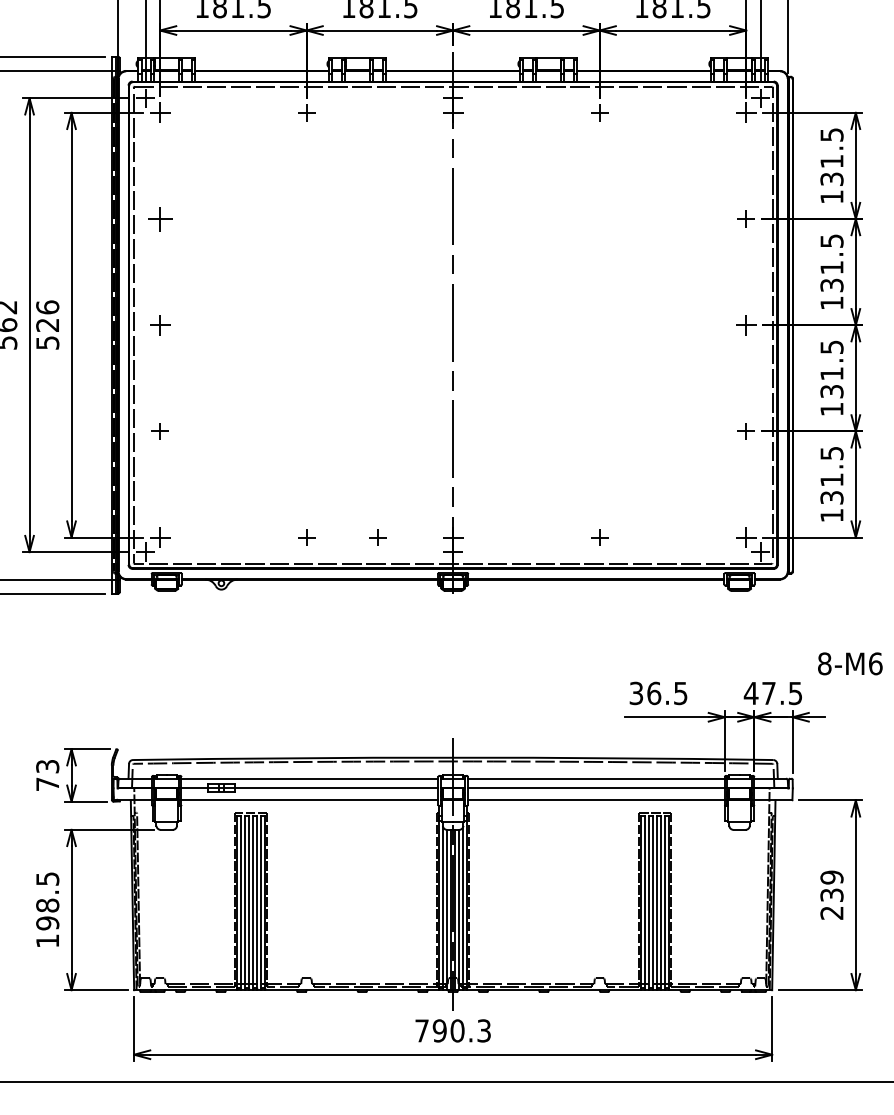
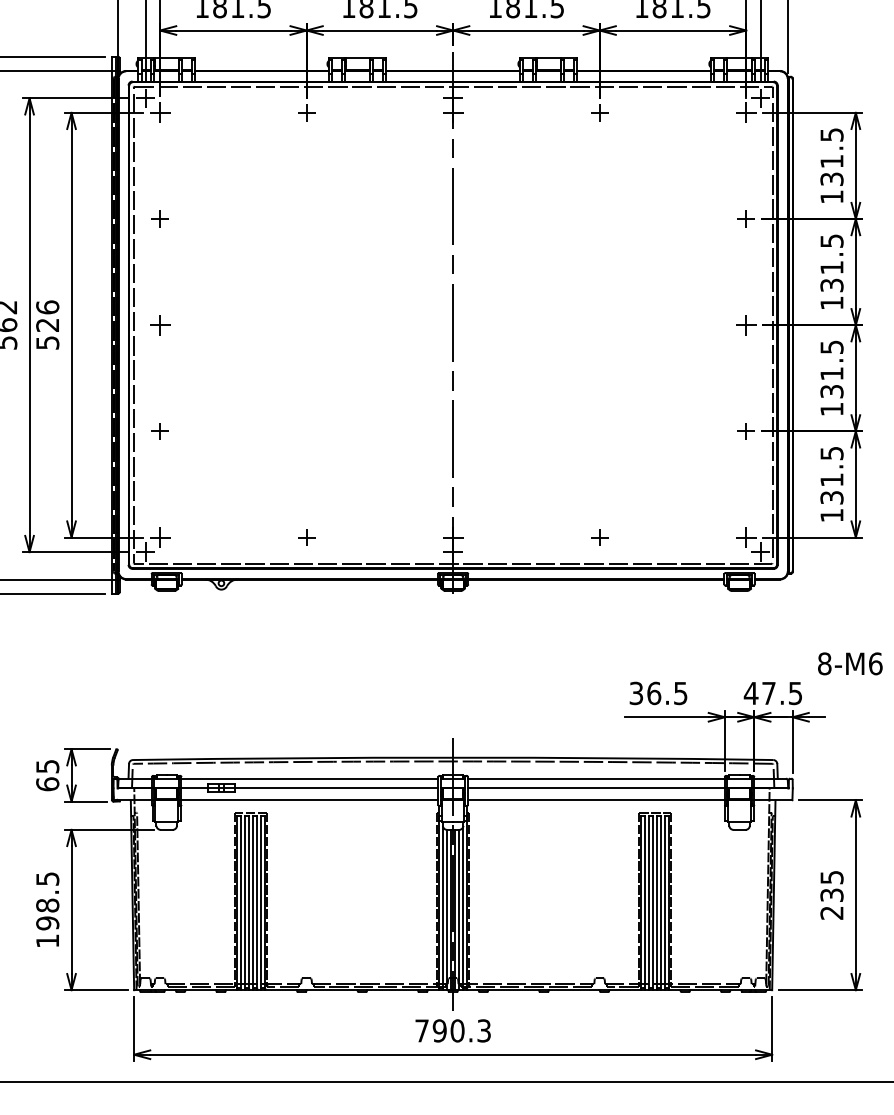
part size: 25x25 px -> 18x18 px (159, 218)
part: present -> none (377, 537)
text: 73 -> 65 (47, 775)
text: 239 -> 235 (831, 877)
